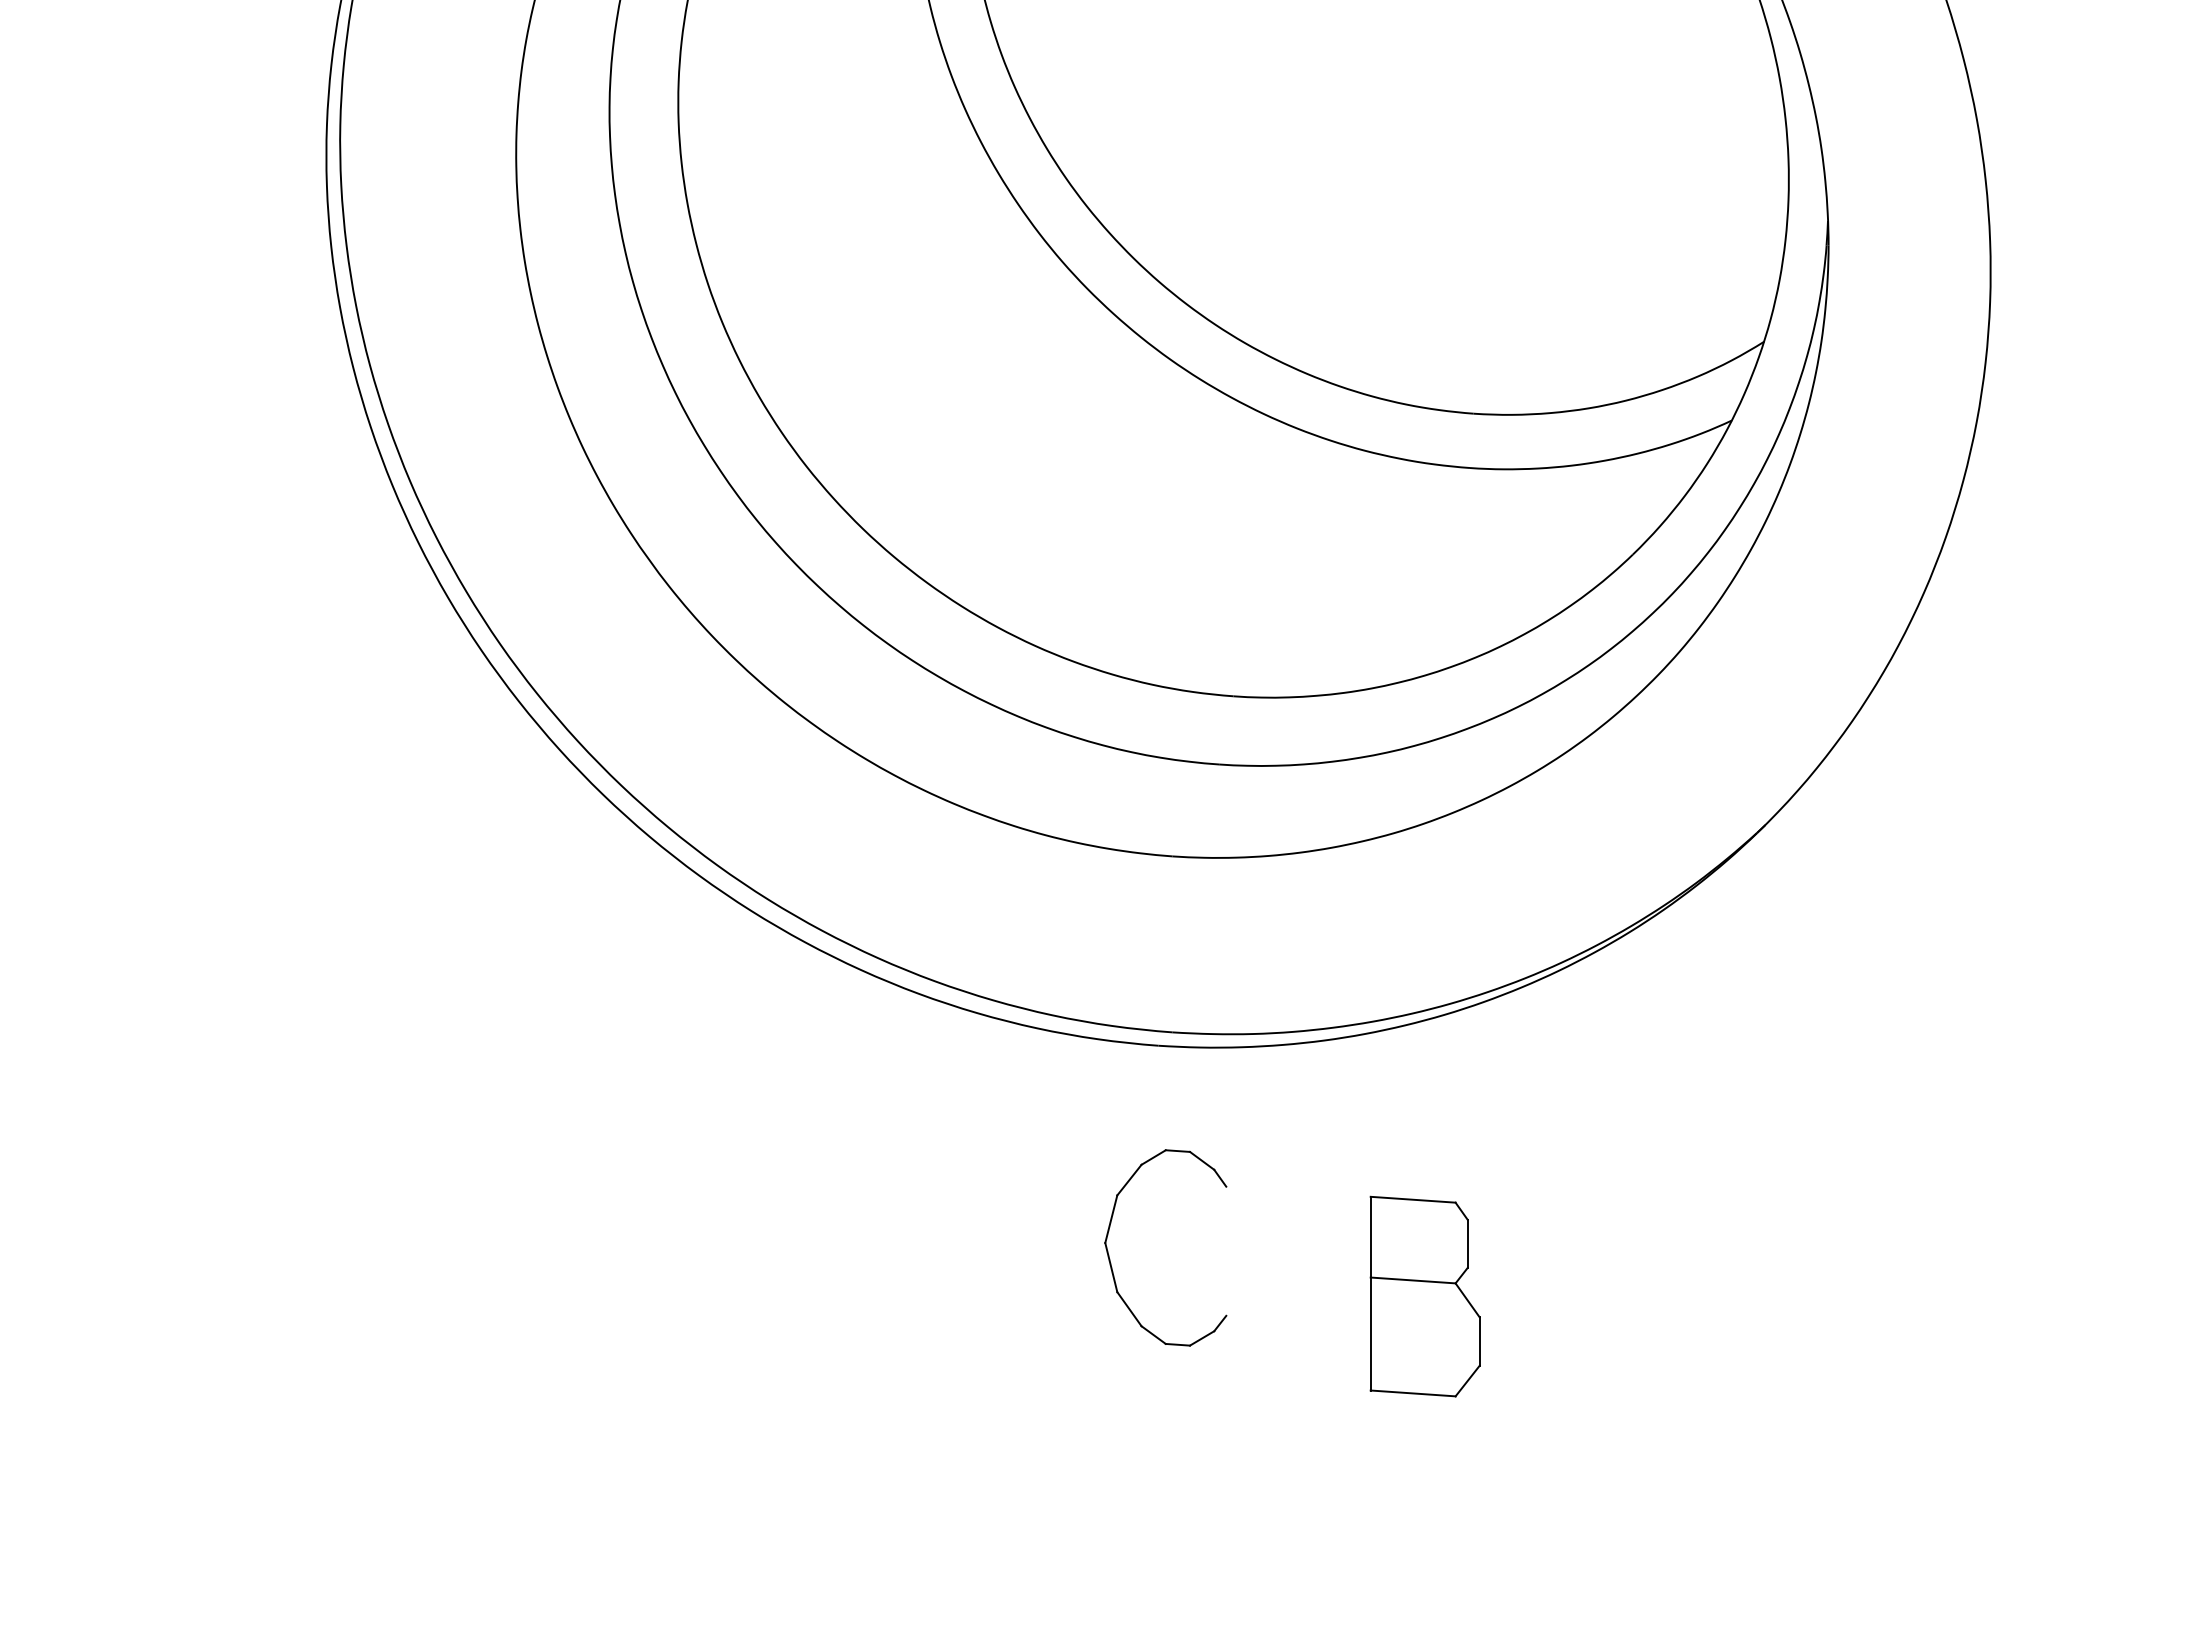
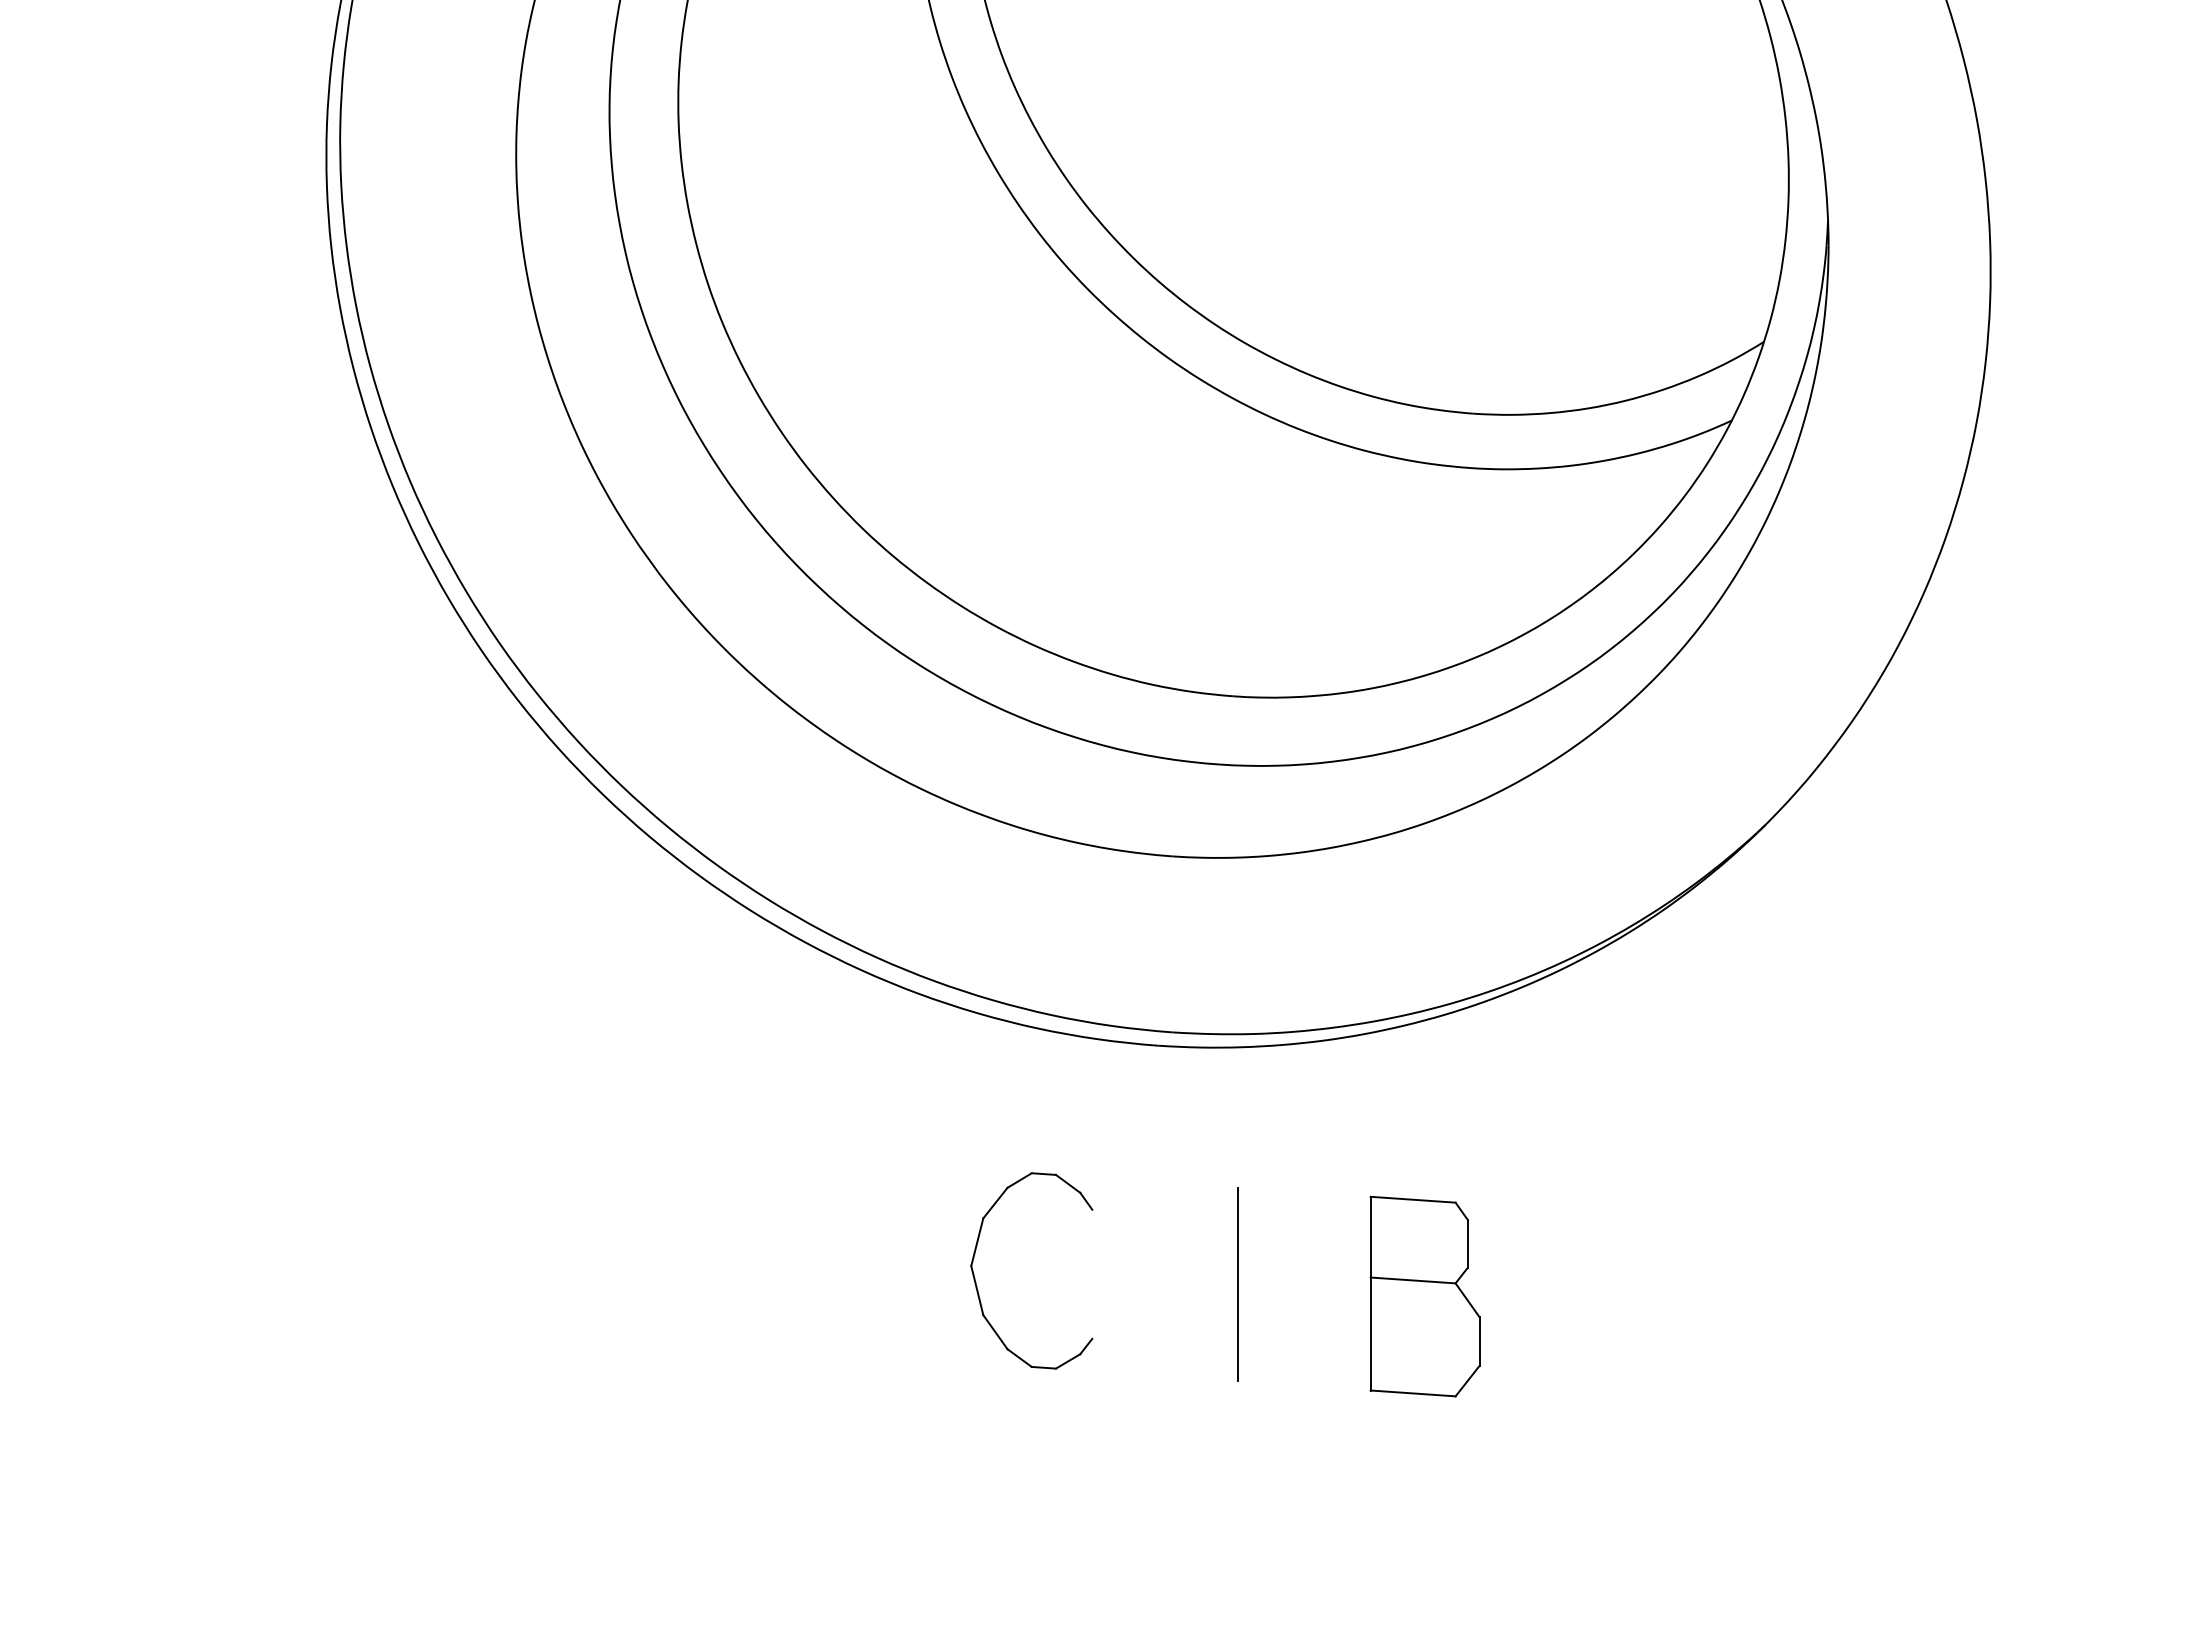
part position: (1110, 1259) -> (976, 1282) (976, 1282)
line: none -> present (1237, 1284)
